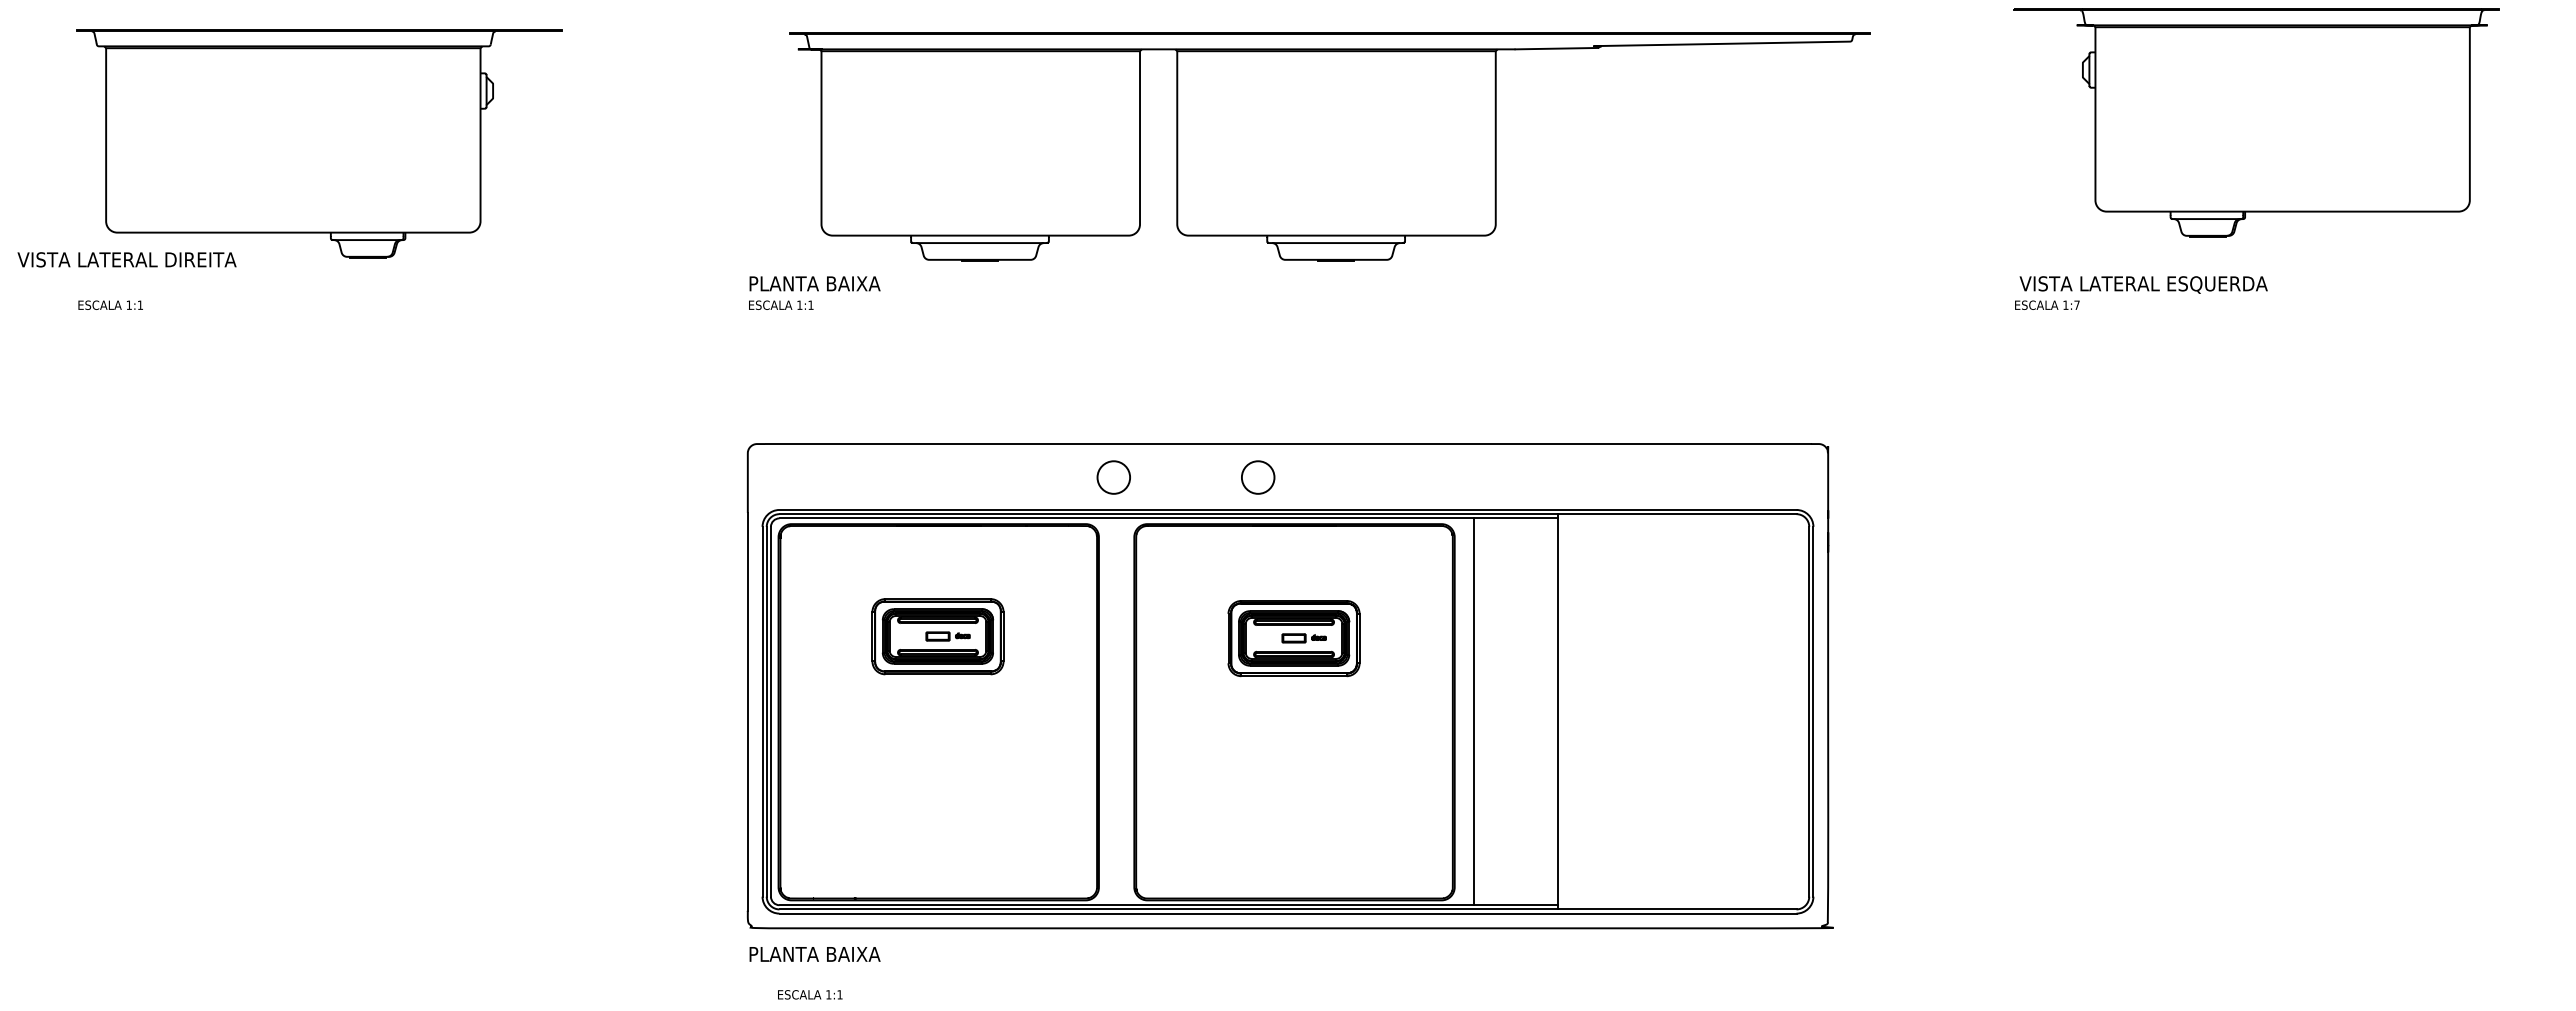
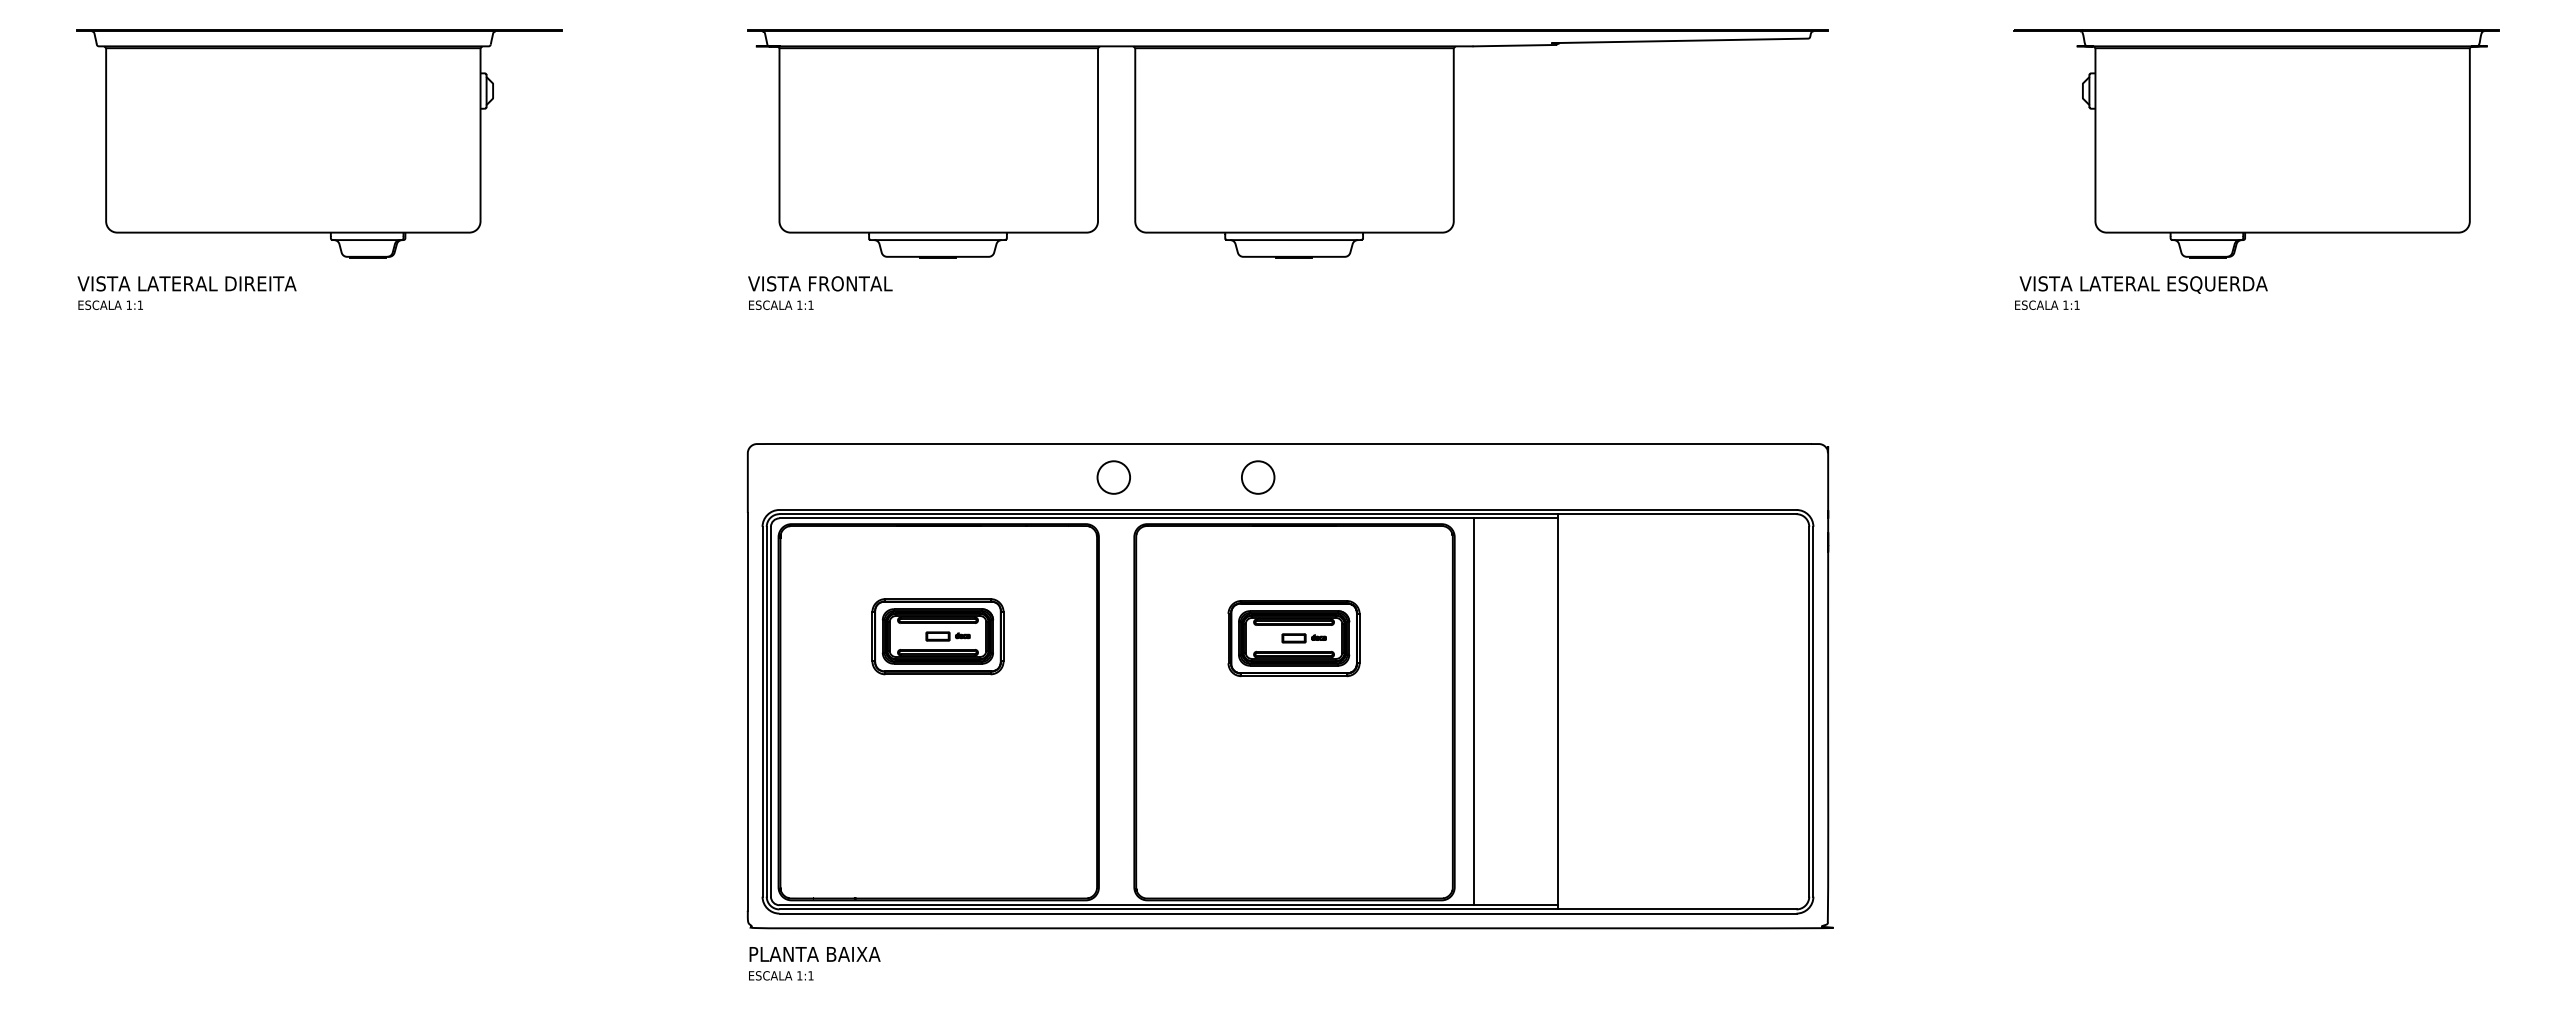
part position: (2256, 122) -> (2256, 143) (2256, 143)
part position: (1329, 146) -> (1287, 143) (1287, 143)
text position: (126, 259) -> (186, 283) (186, 283)
text: PLANTA BAIXA -> VISTA FRONTAL (820, 283)
text: 1:7 -> 1:1 (2076, 304)
text position: (810, 994) -> (781, 975) (781, 975)
